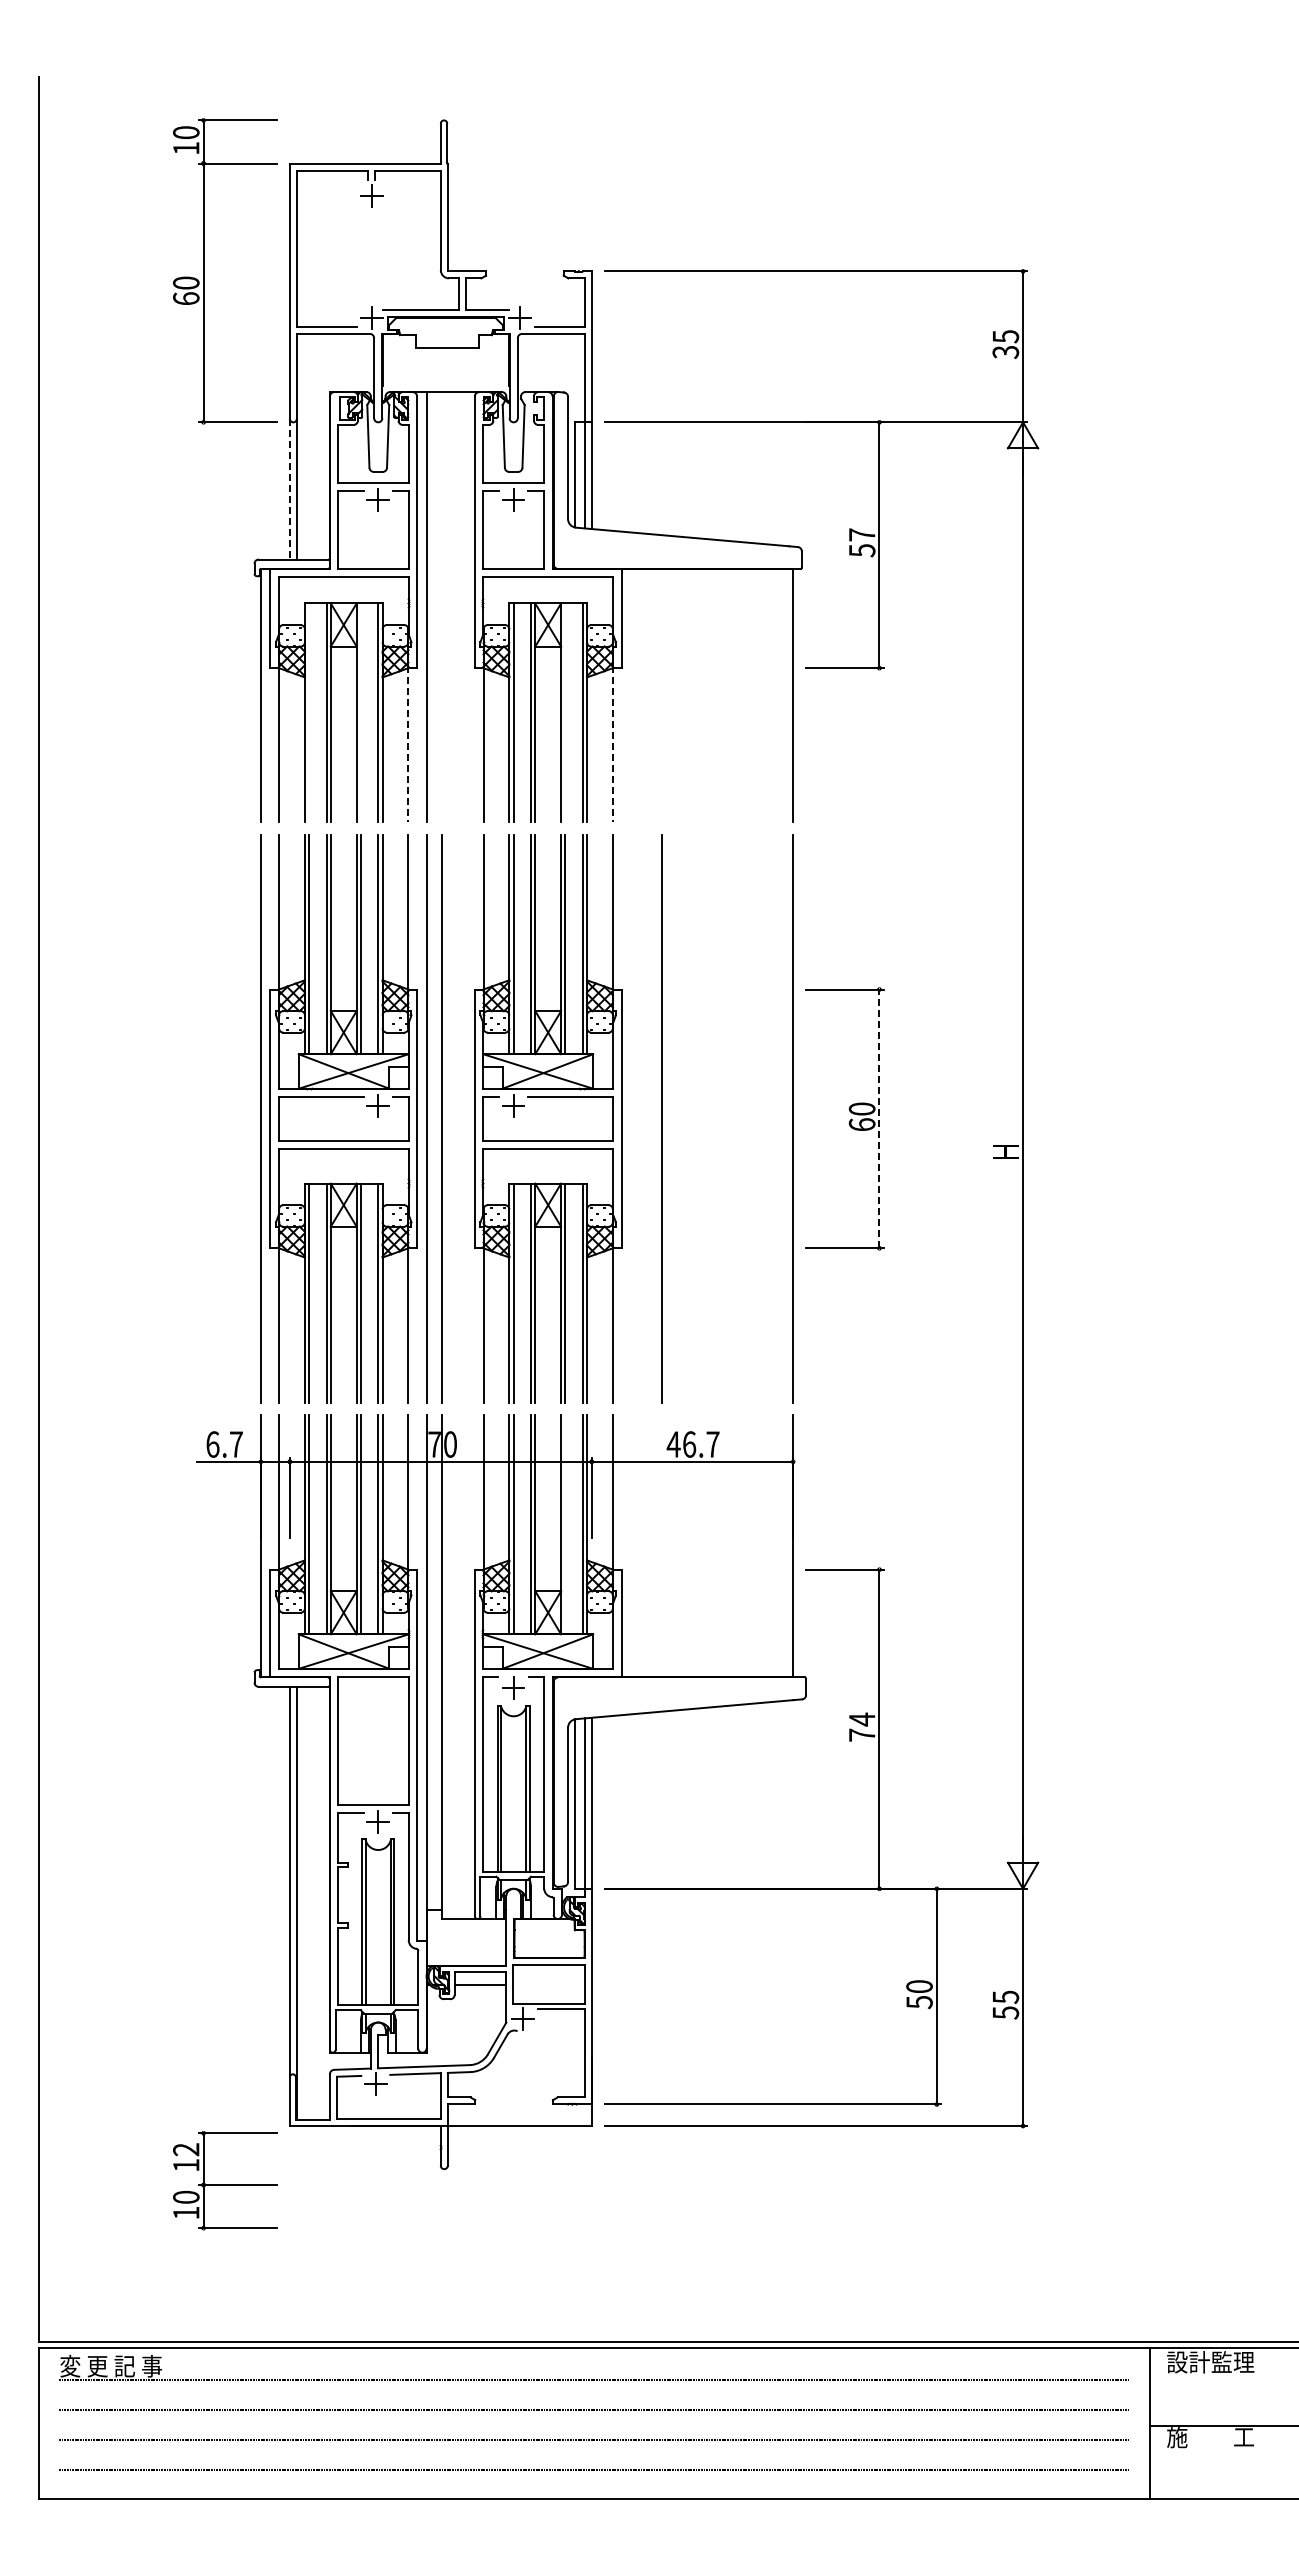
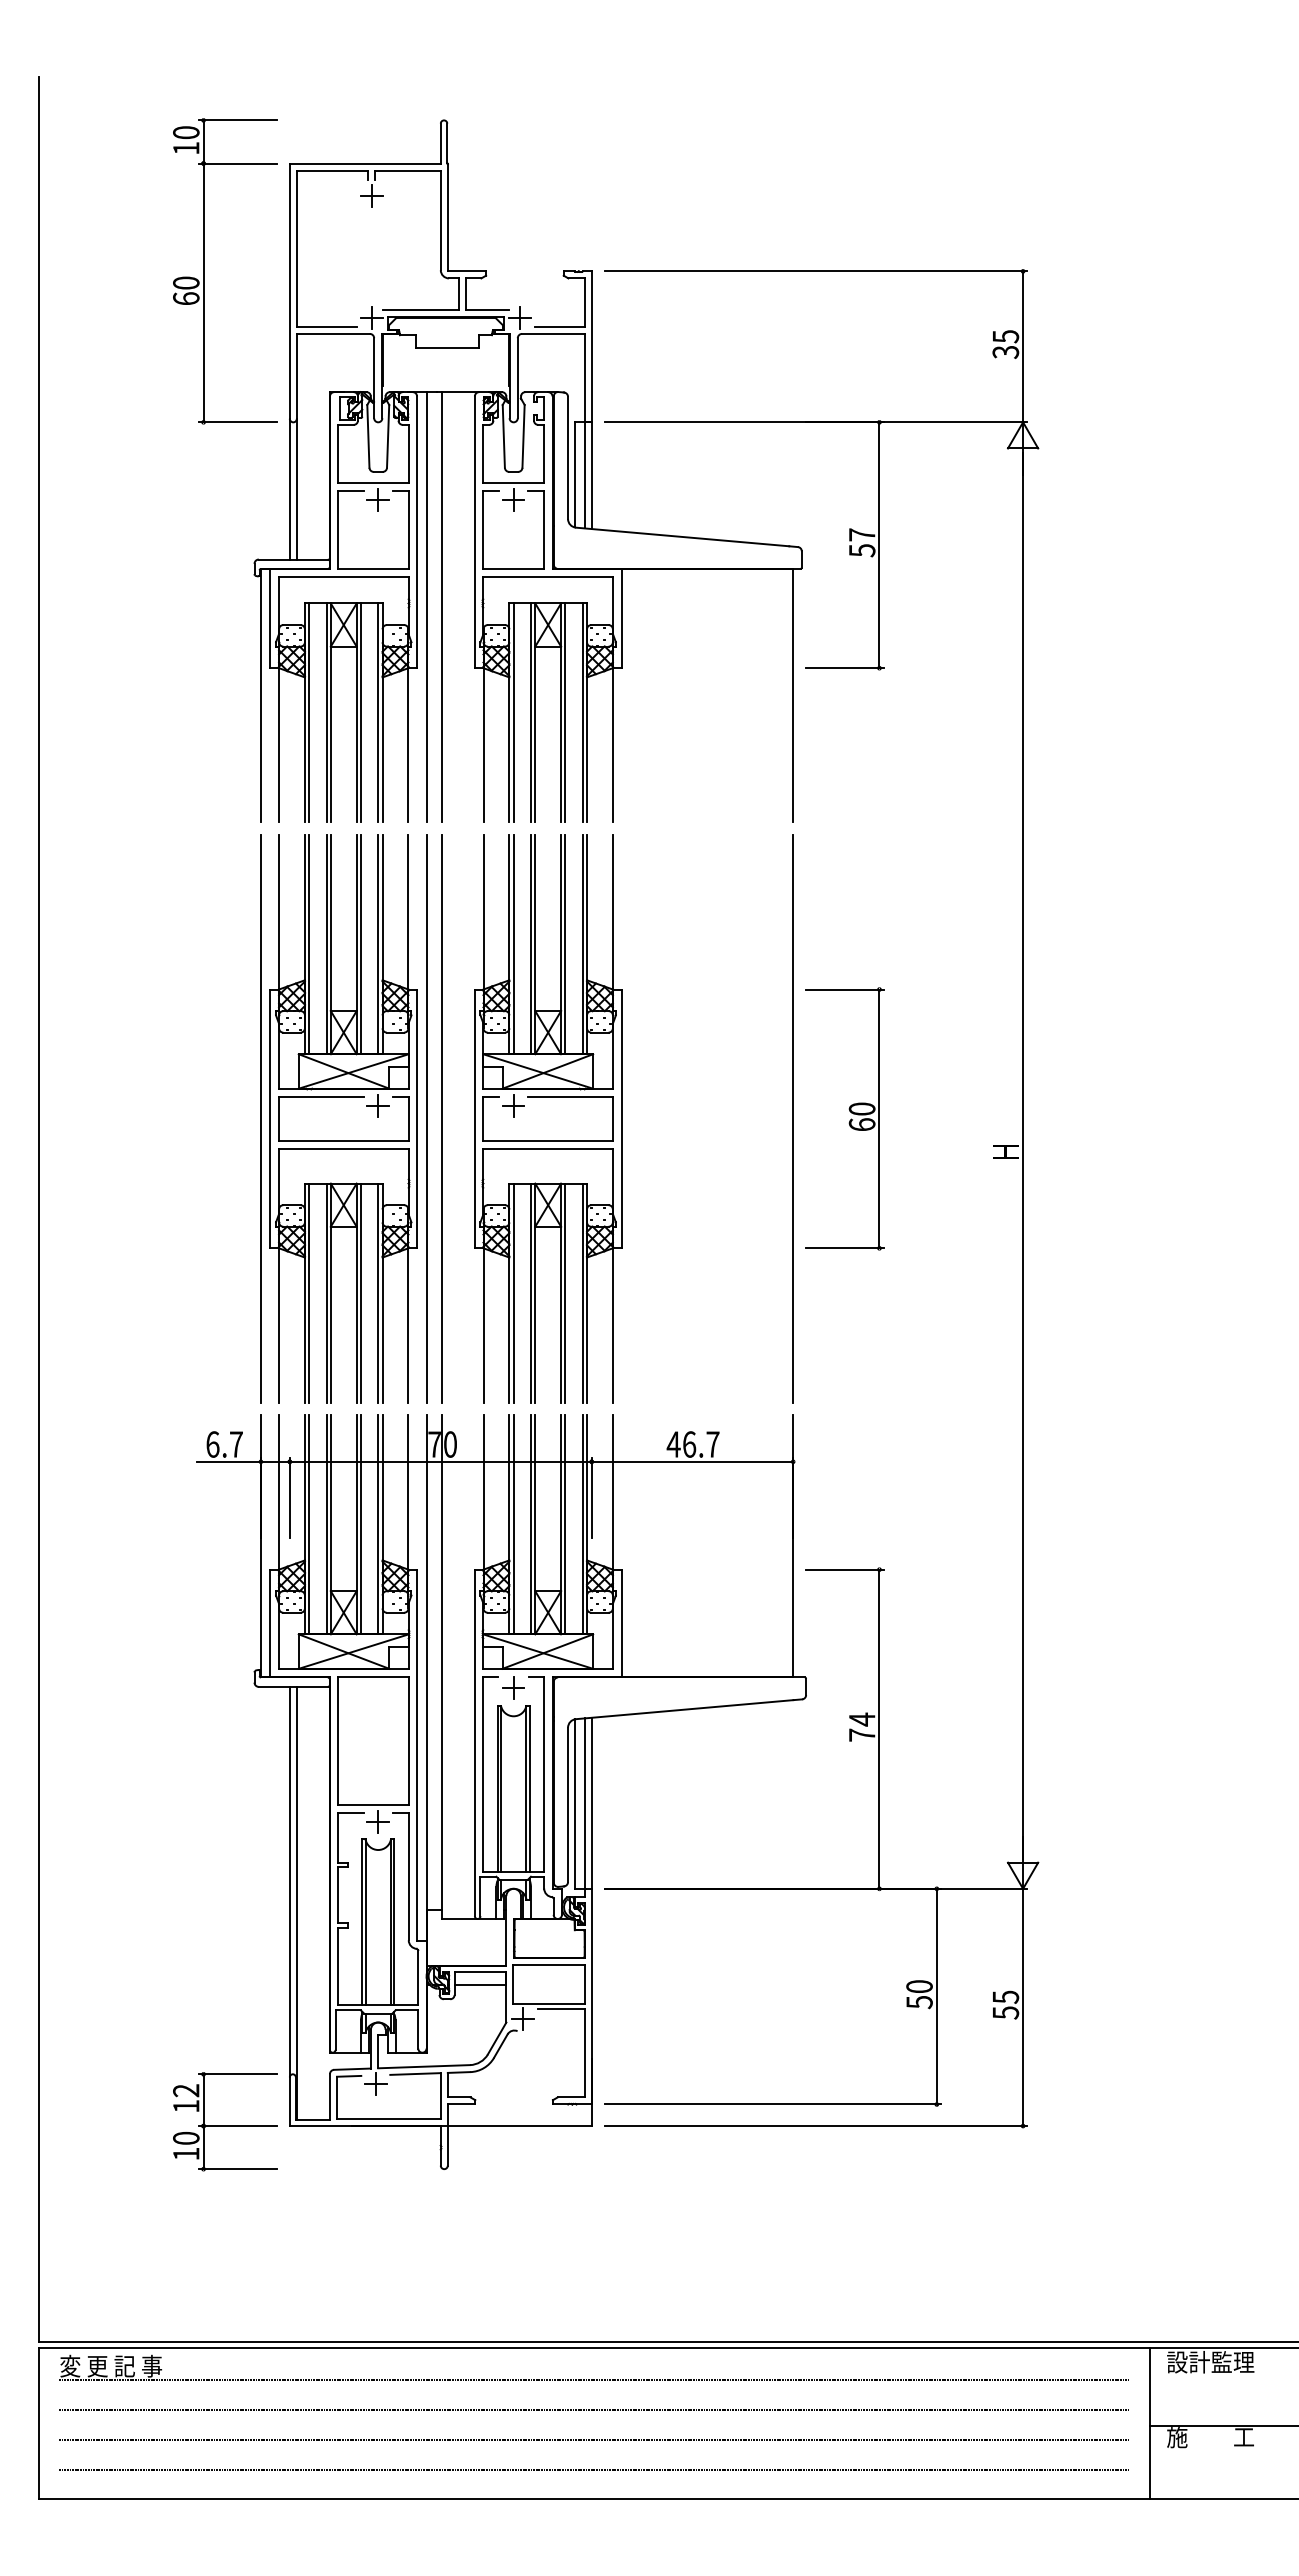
line: dashed -> solid (289, 489)
line: none -> present (441, 607)
line: none -> present (309, 712)
line: none -> present (361, 712)
line: none -> present (565, 712)
line: dashed -> solid (408, 744)
line: dashed -> solid (612, 744)
line: present -> none (661, 1118)
line: dashed -> solid (879, 1118)
line: none -> present (565, 1524)
part position: (225, 2180) -> (225, 2121) (225, 2121)
